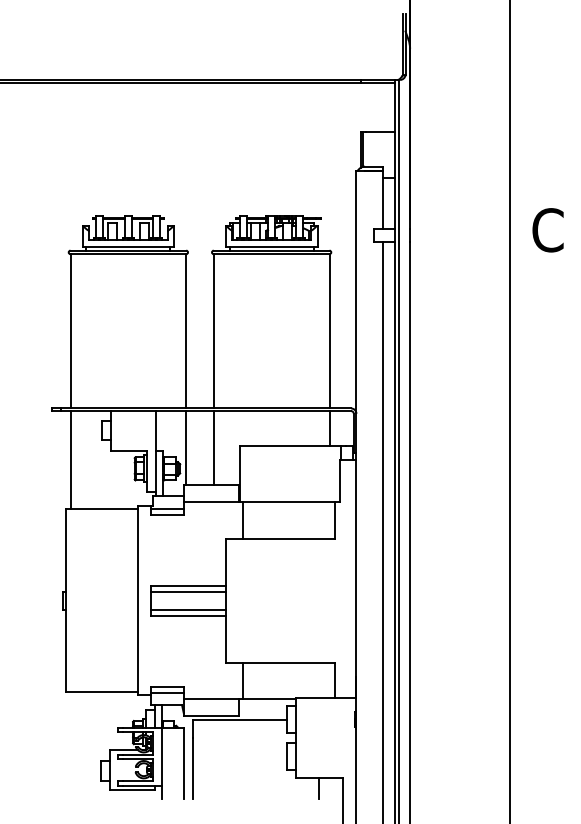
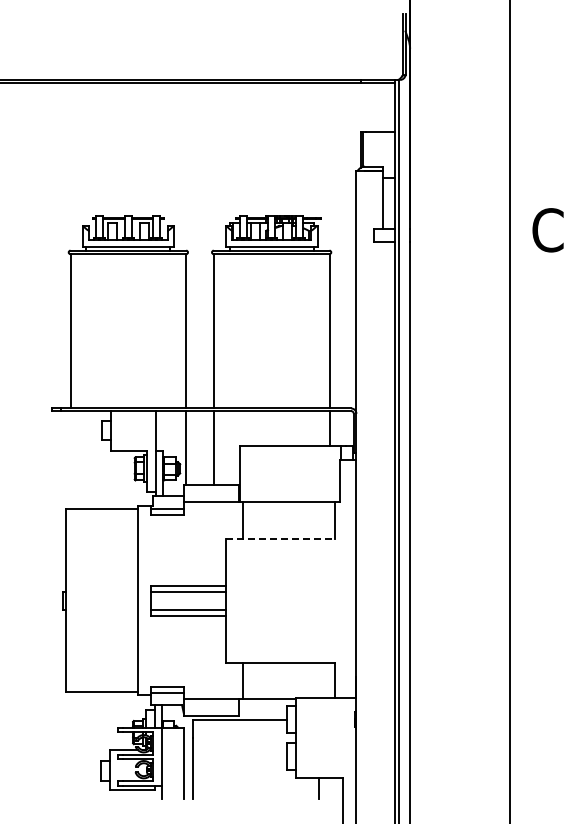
line: present -> none (70, 460)
line: present -> none (383, 531)
line: solid -> dashed (280, 538)
